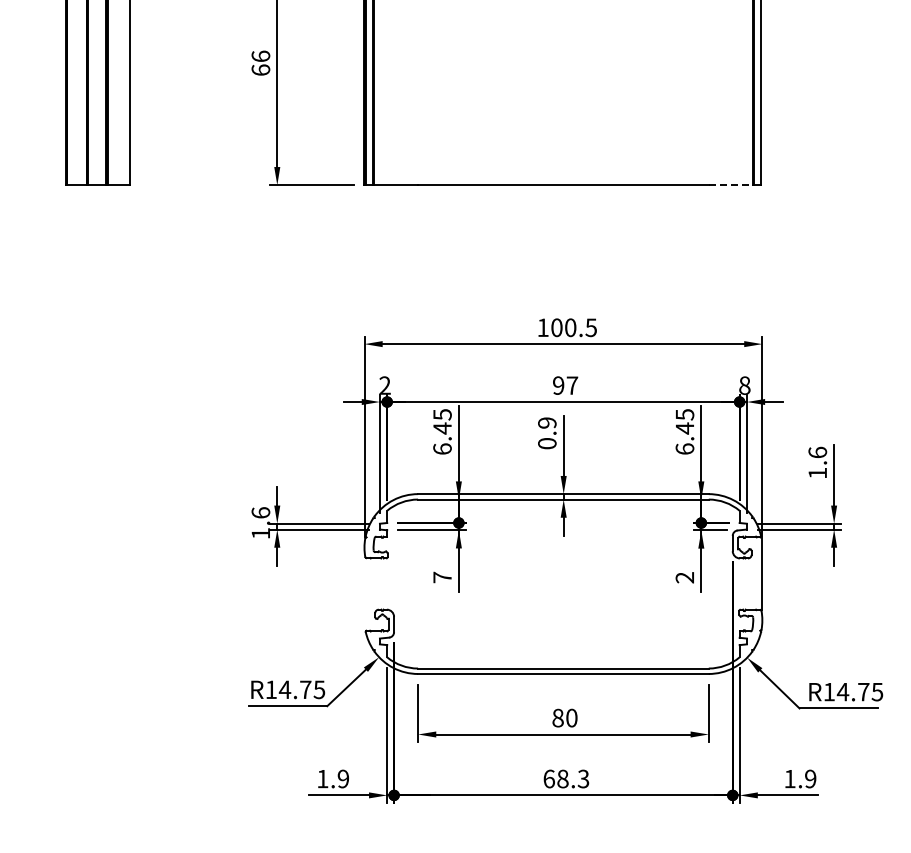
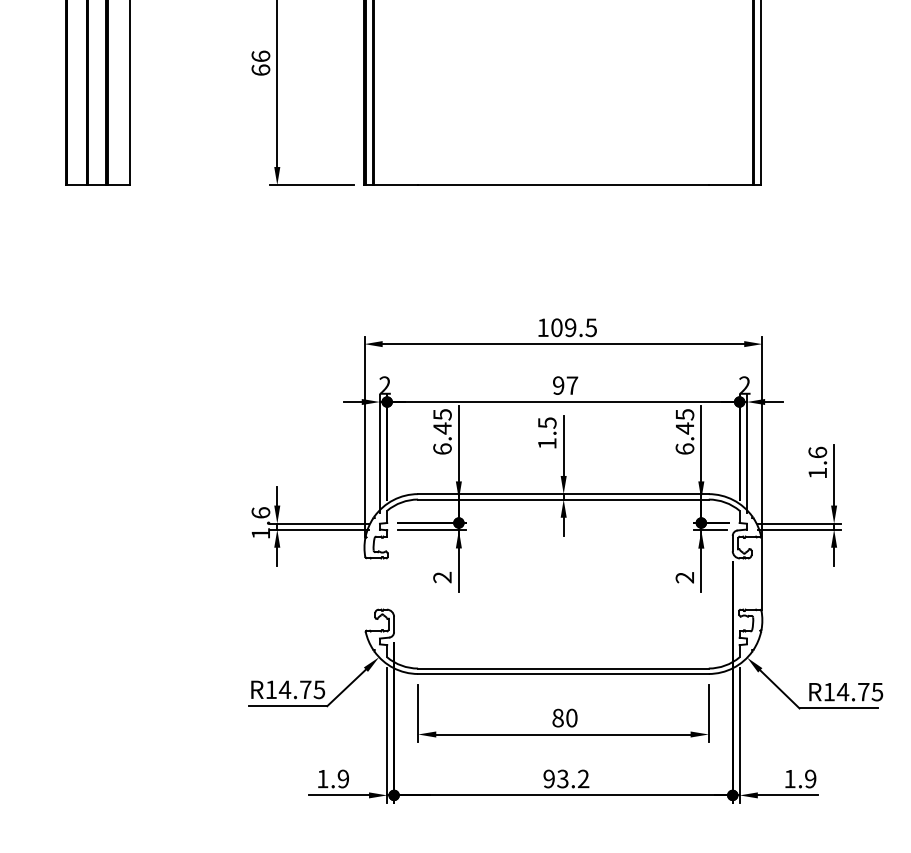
line: dashed -> solid (730, 185)
text: 100.5 -> 109.5 (570, 327)
text: 8 -> 2 (744, 385)
text: 0.9 -> 1.5 (547, 433)
text: 7 -> 2 (442, 577)
text: 68.3 -> 93.2 (566, 778)
